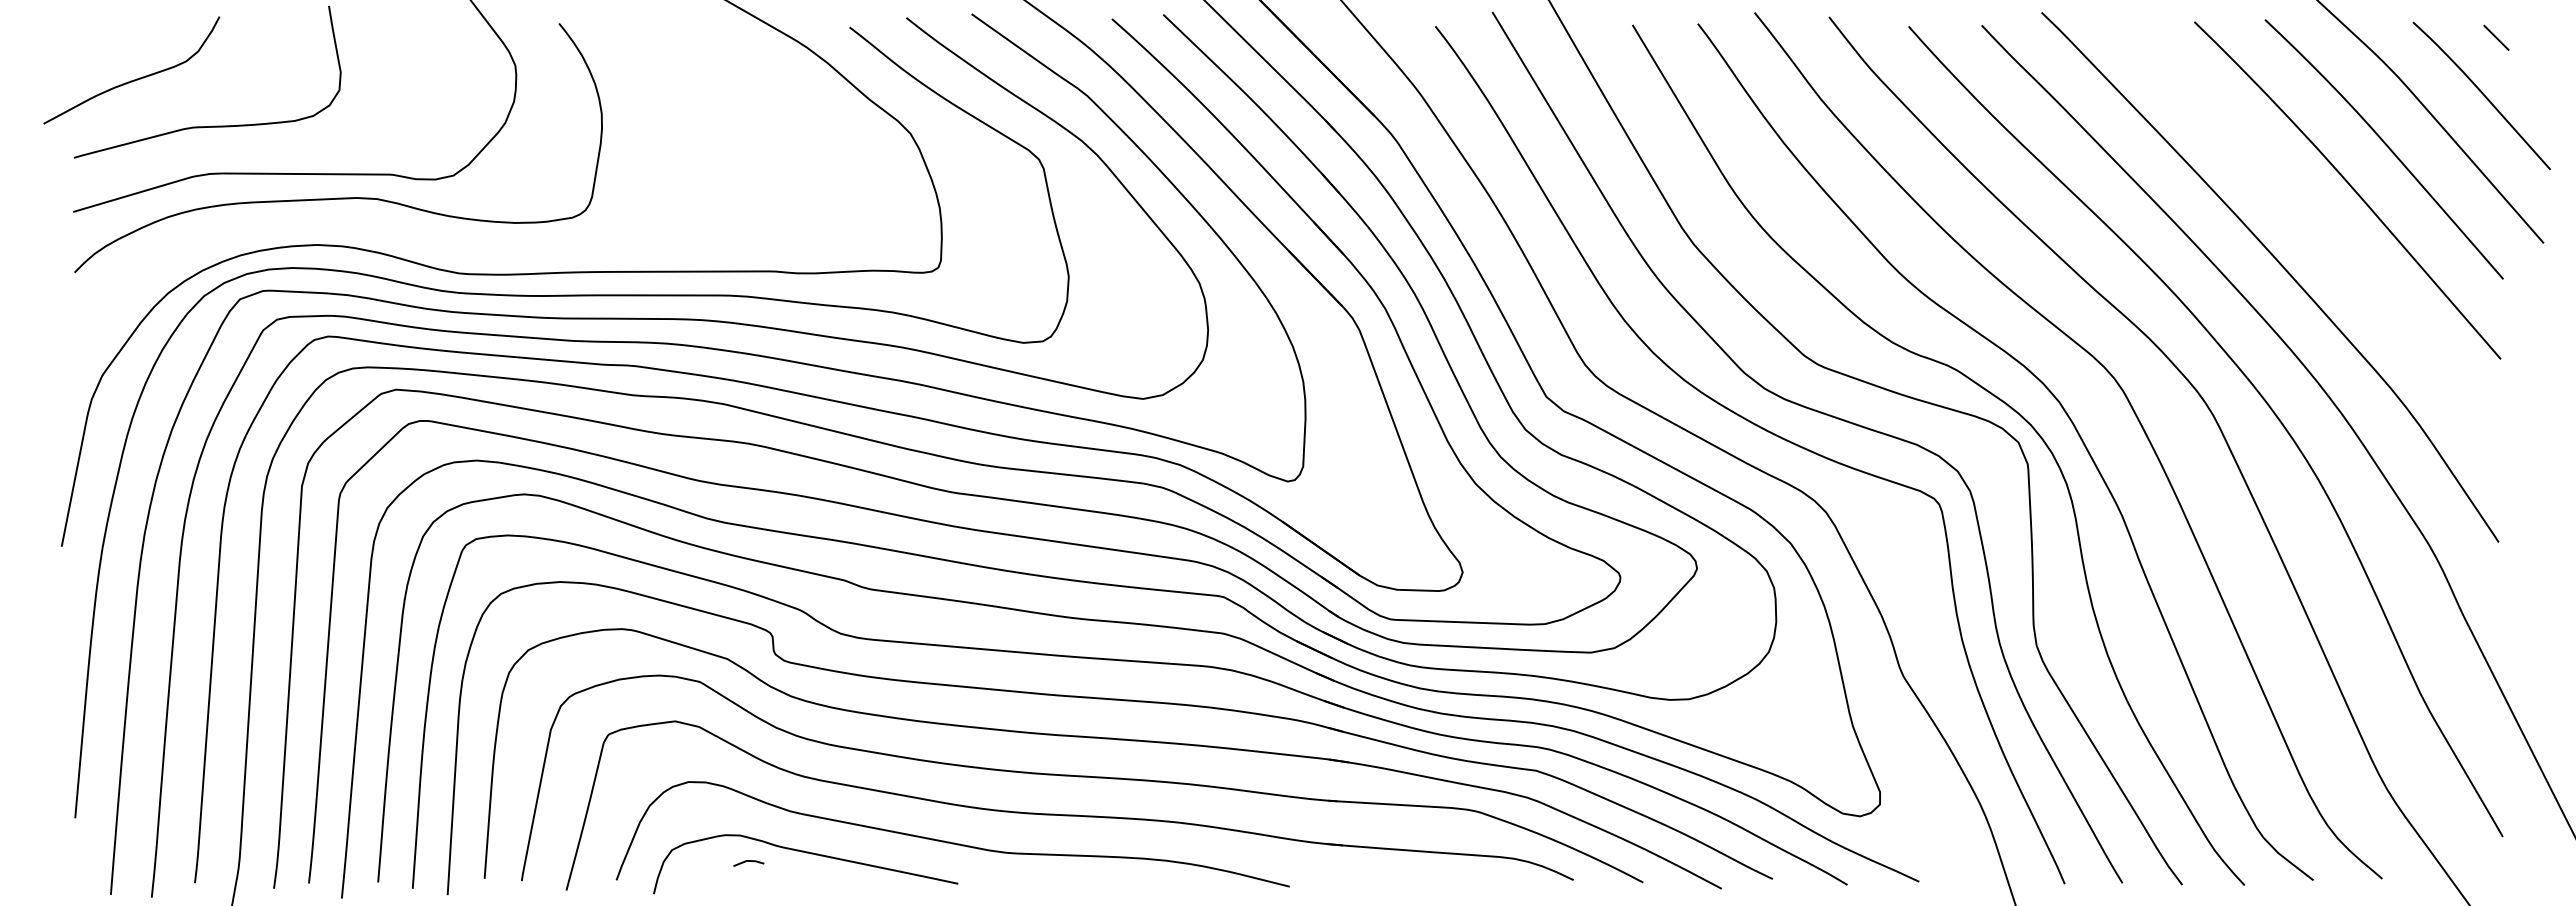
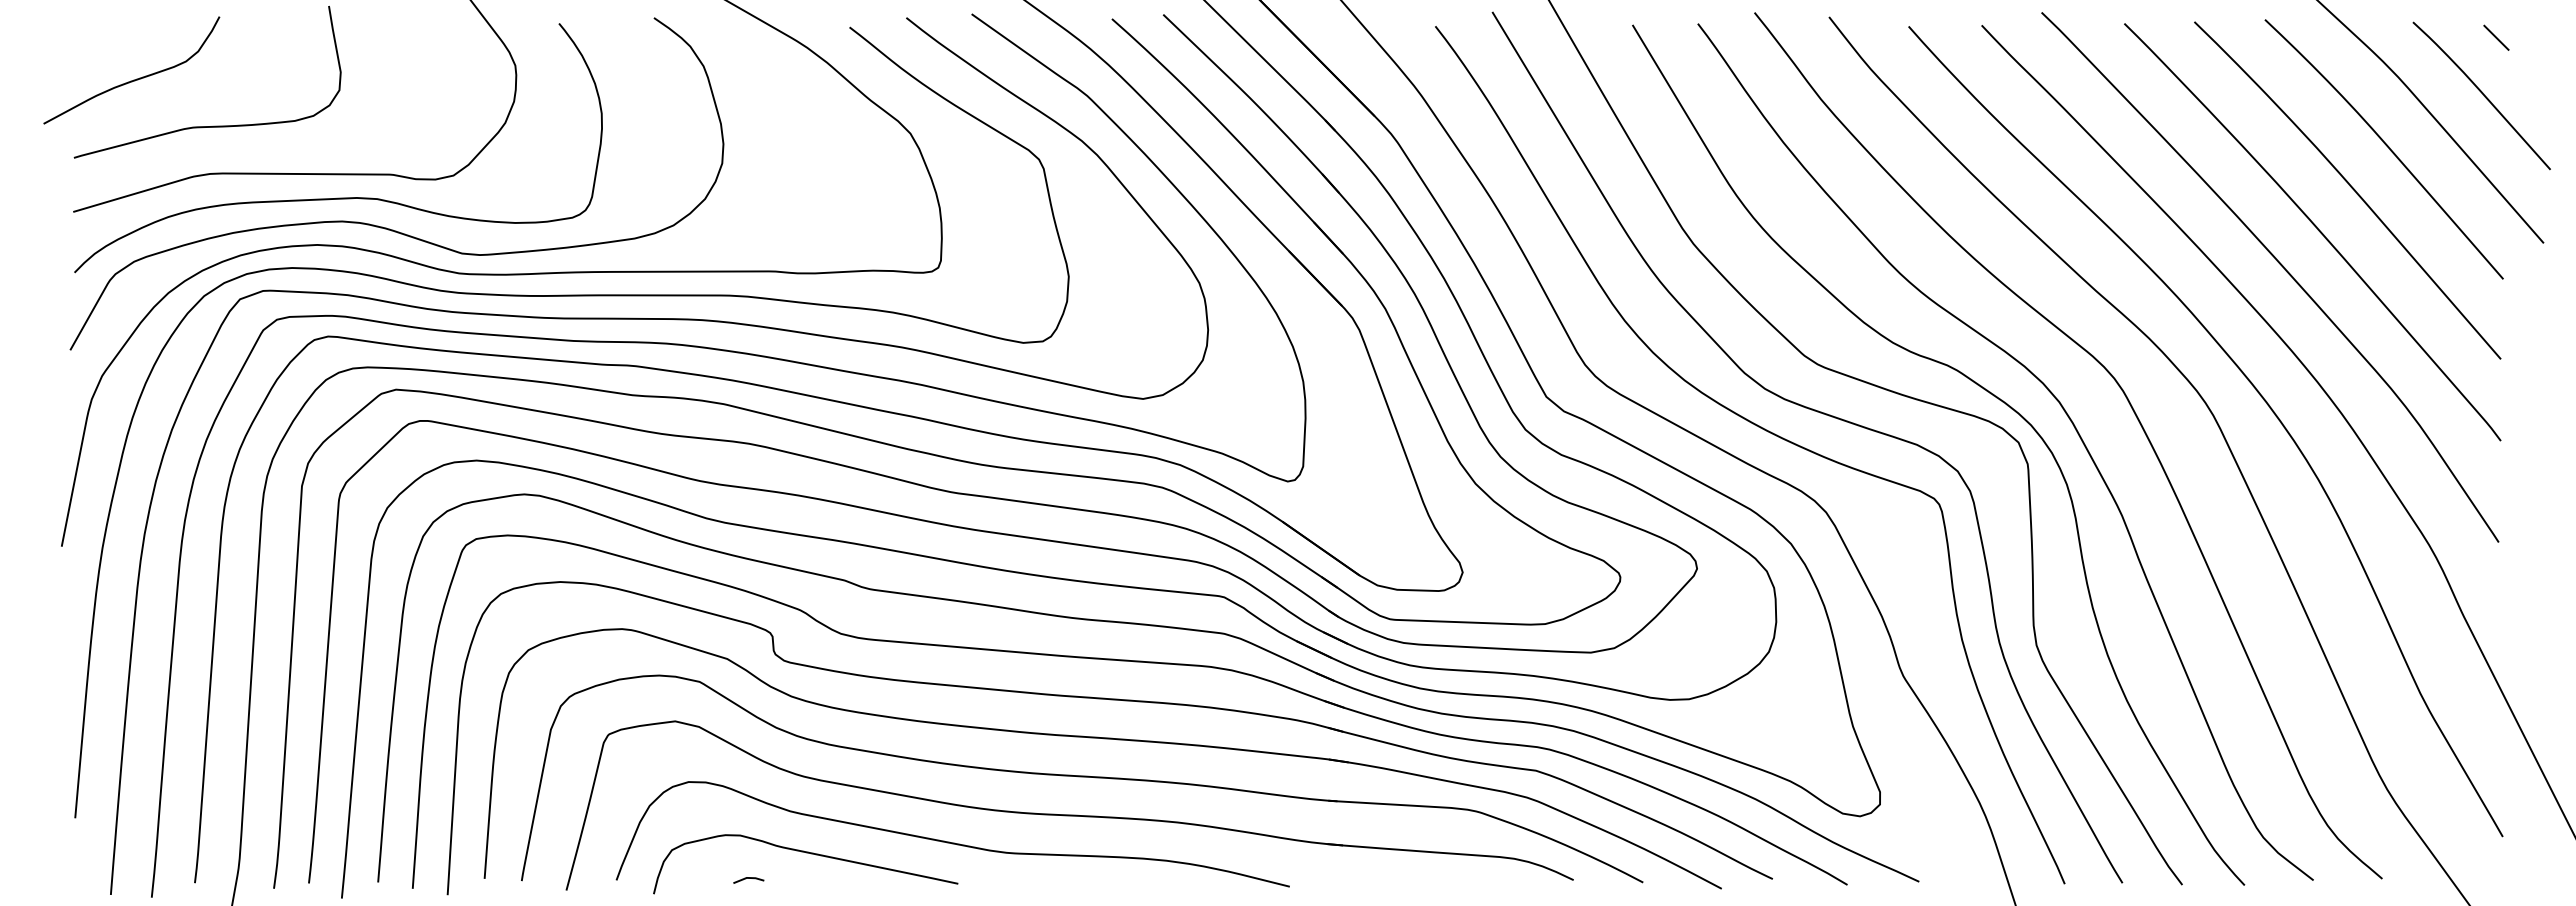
curve: none -> present (386, 227)
curve: none -> present (2316, 228)
line position: (748, 861) -> (748, 878) (748, 878)
